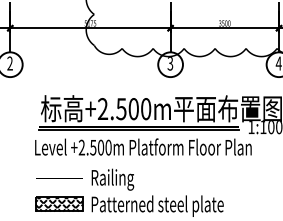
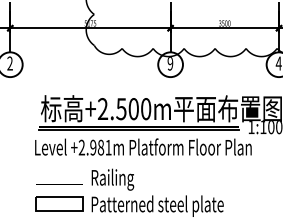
text: 3 -> 9 (170, 63)
text: +2.500m -> +2.981m (100, 147)
line position: (59, 178) -> (59, 184) (59, 184)
hatch: present -> none (58, 204)
